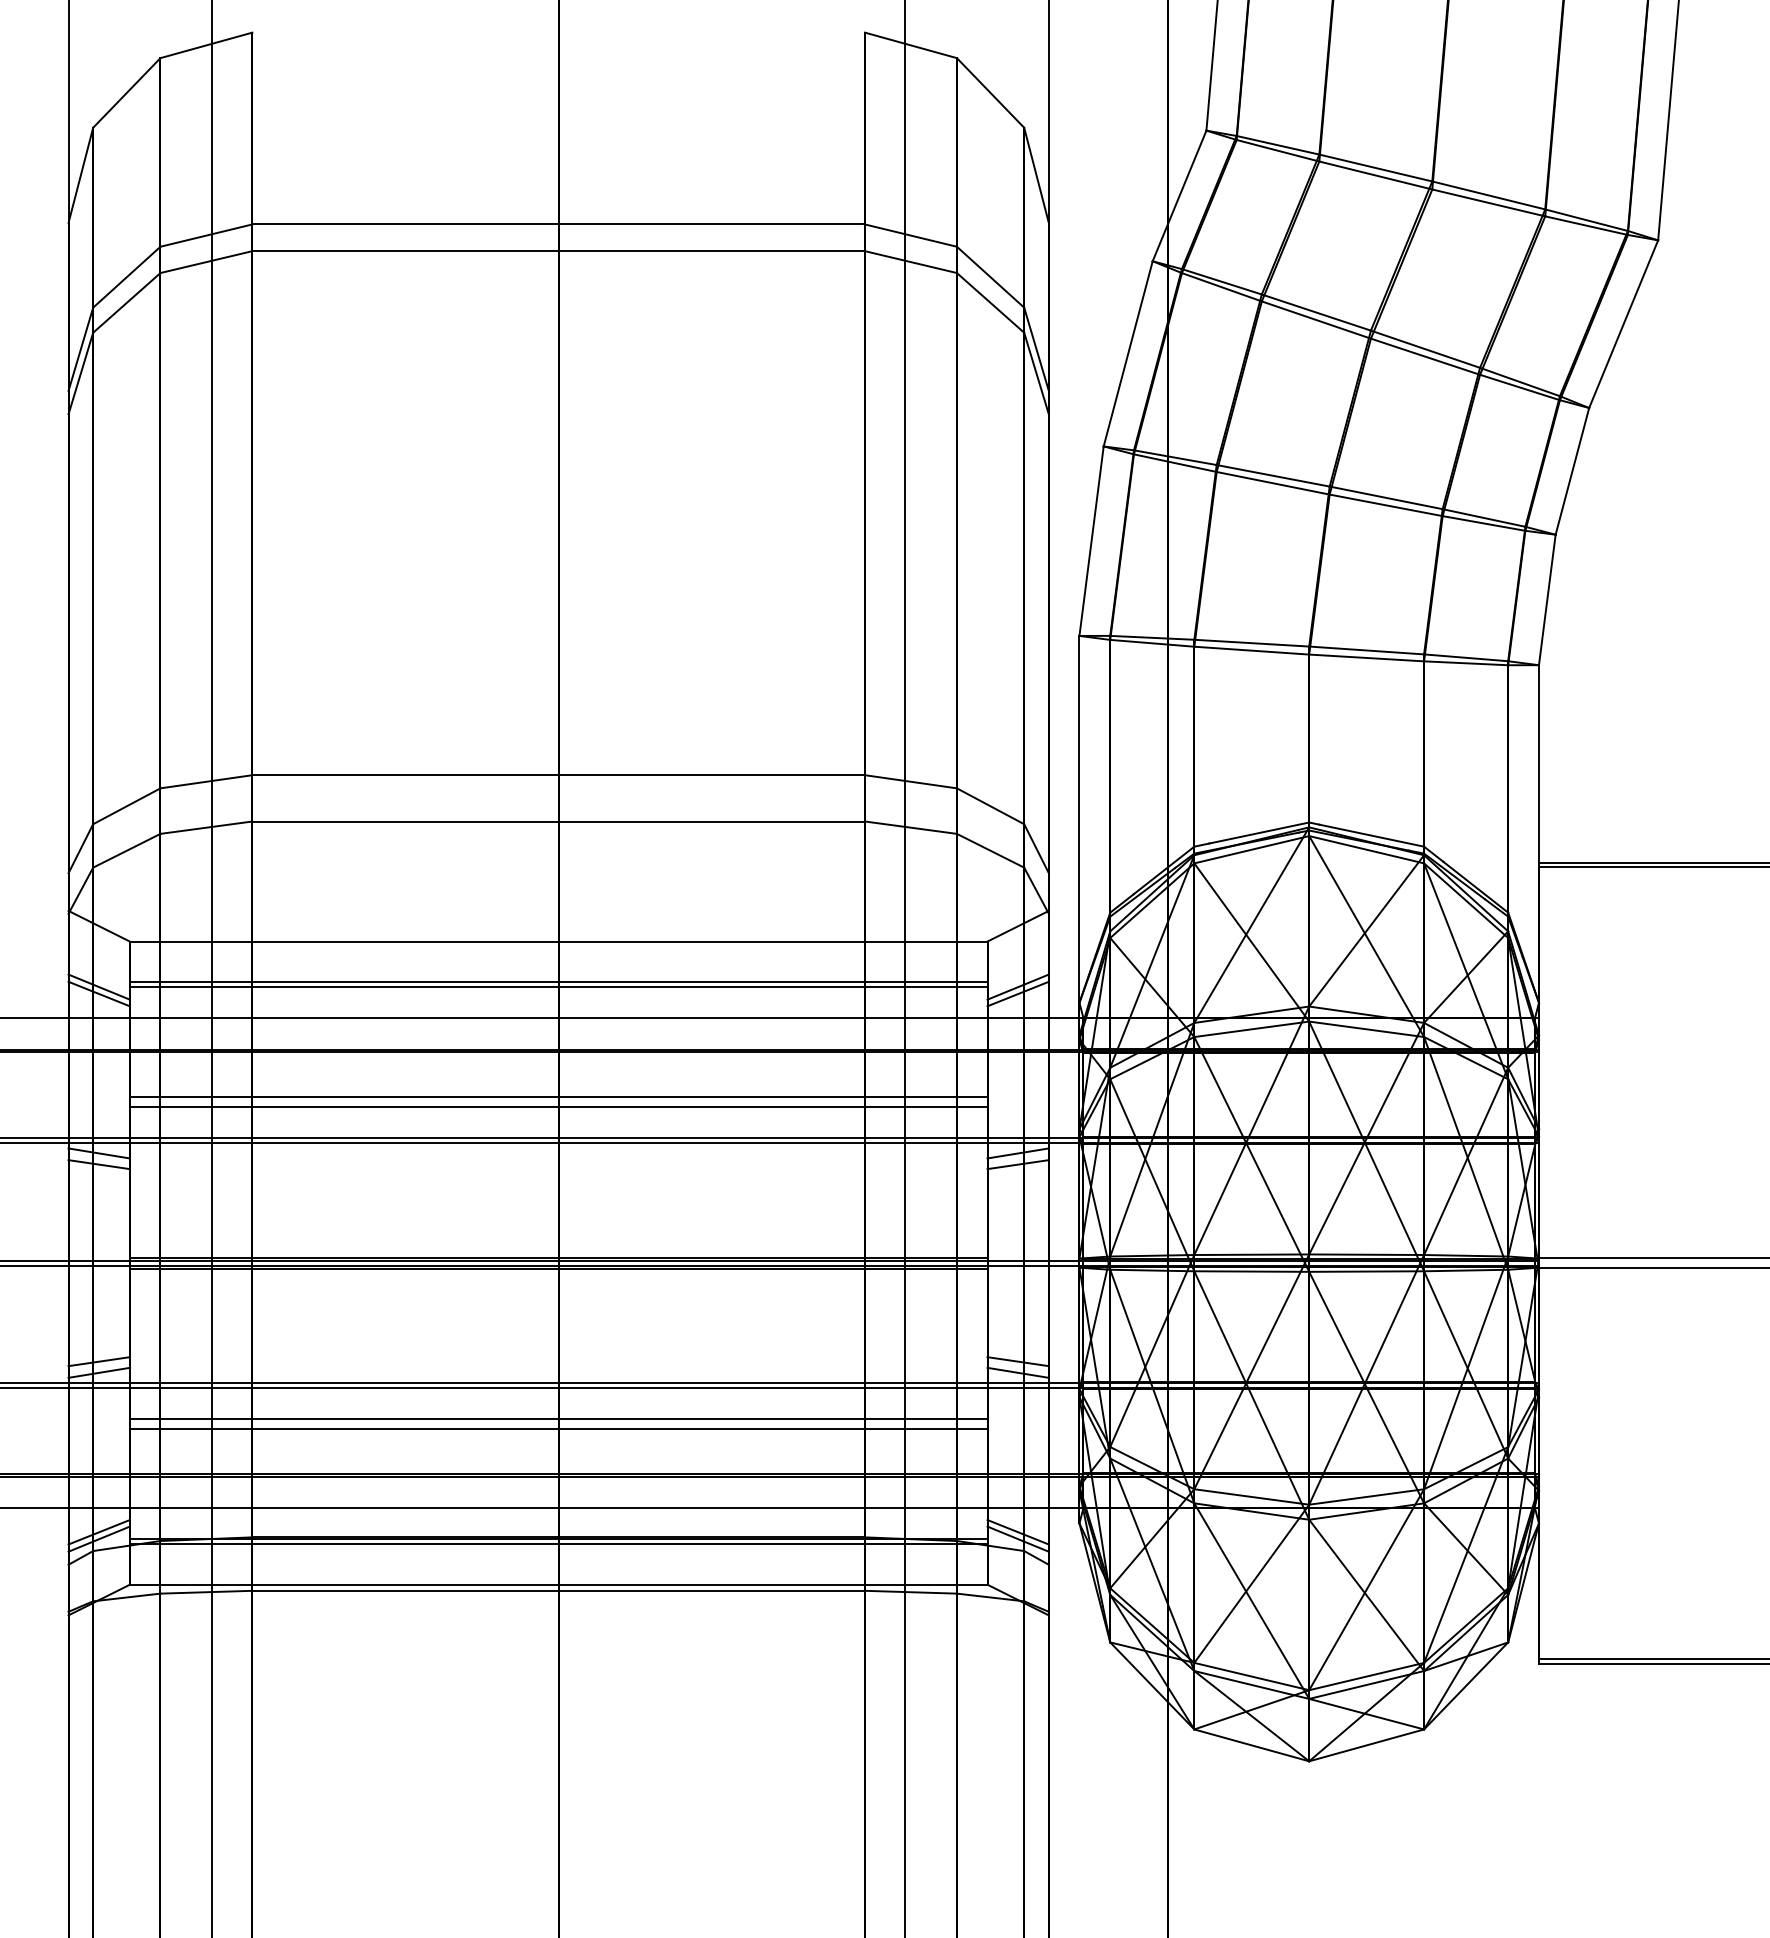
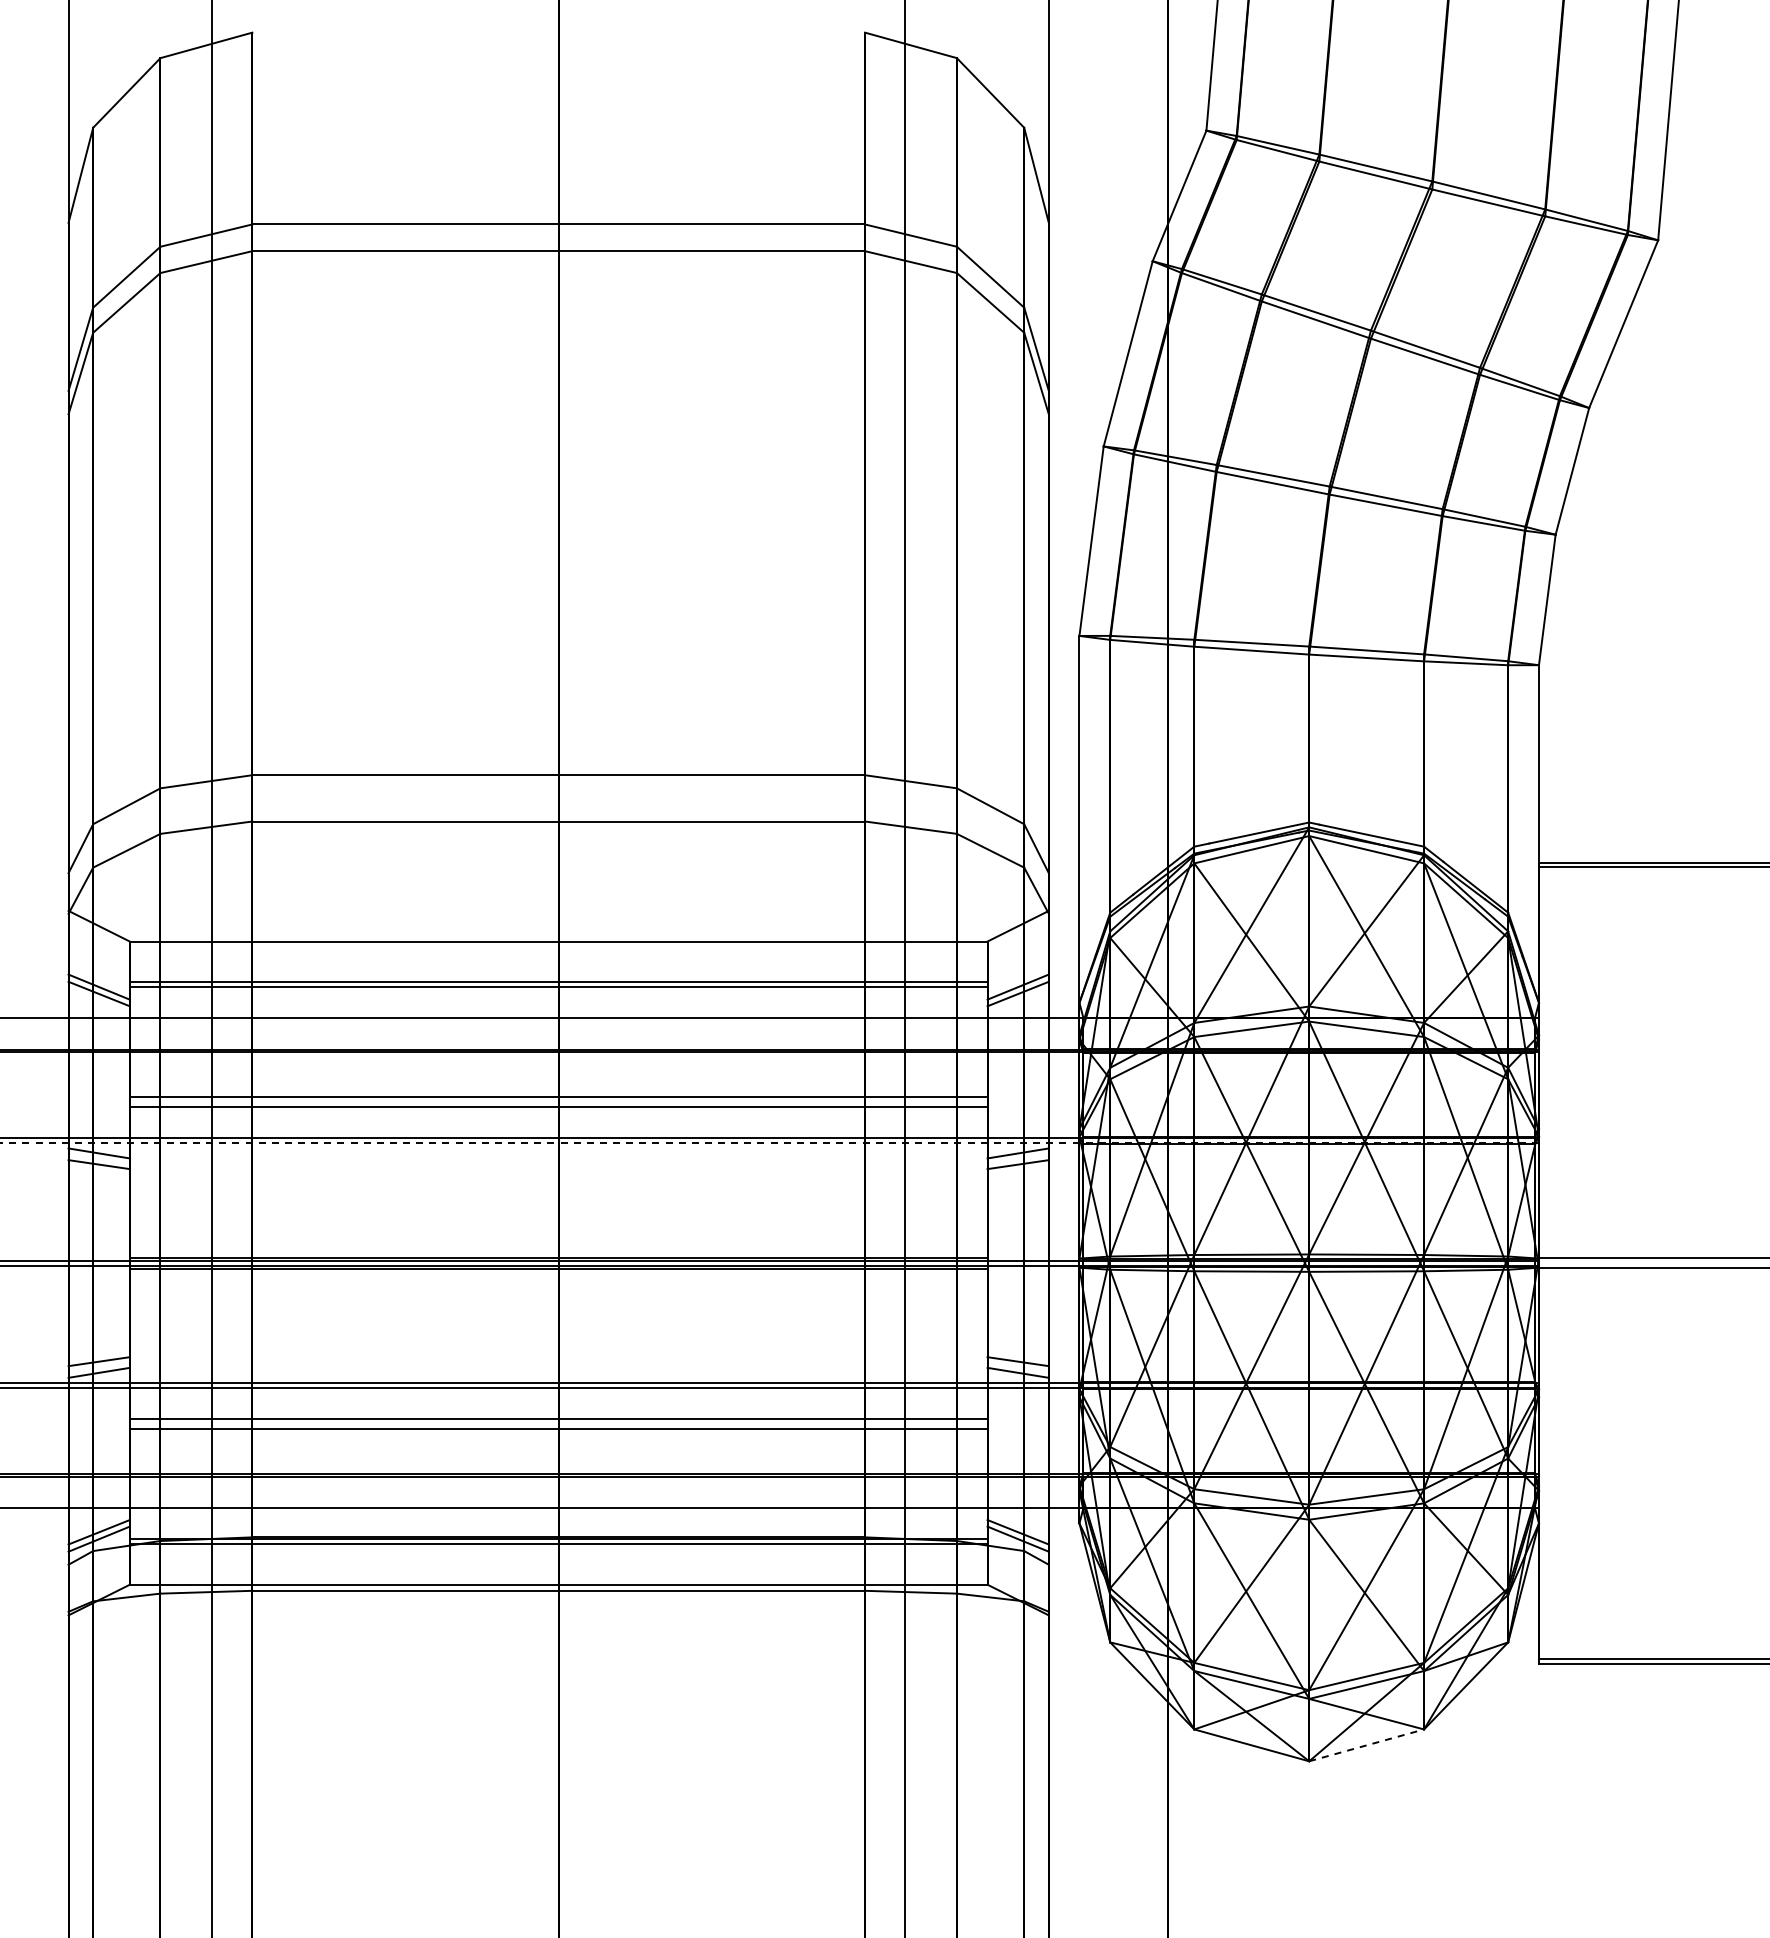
line: solid -> dashed (769, 1142)
line: solid -> dashed (1366, 1745)
